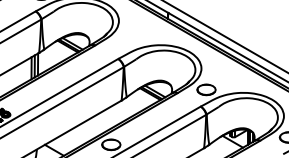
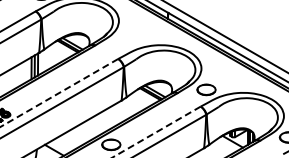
line: solid -> dashed (59, 92)
line: solid -> dashed (156, 132)
